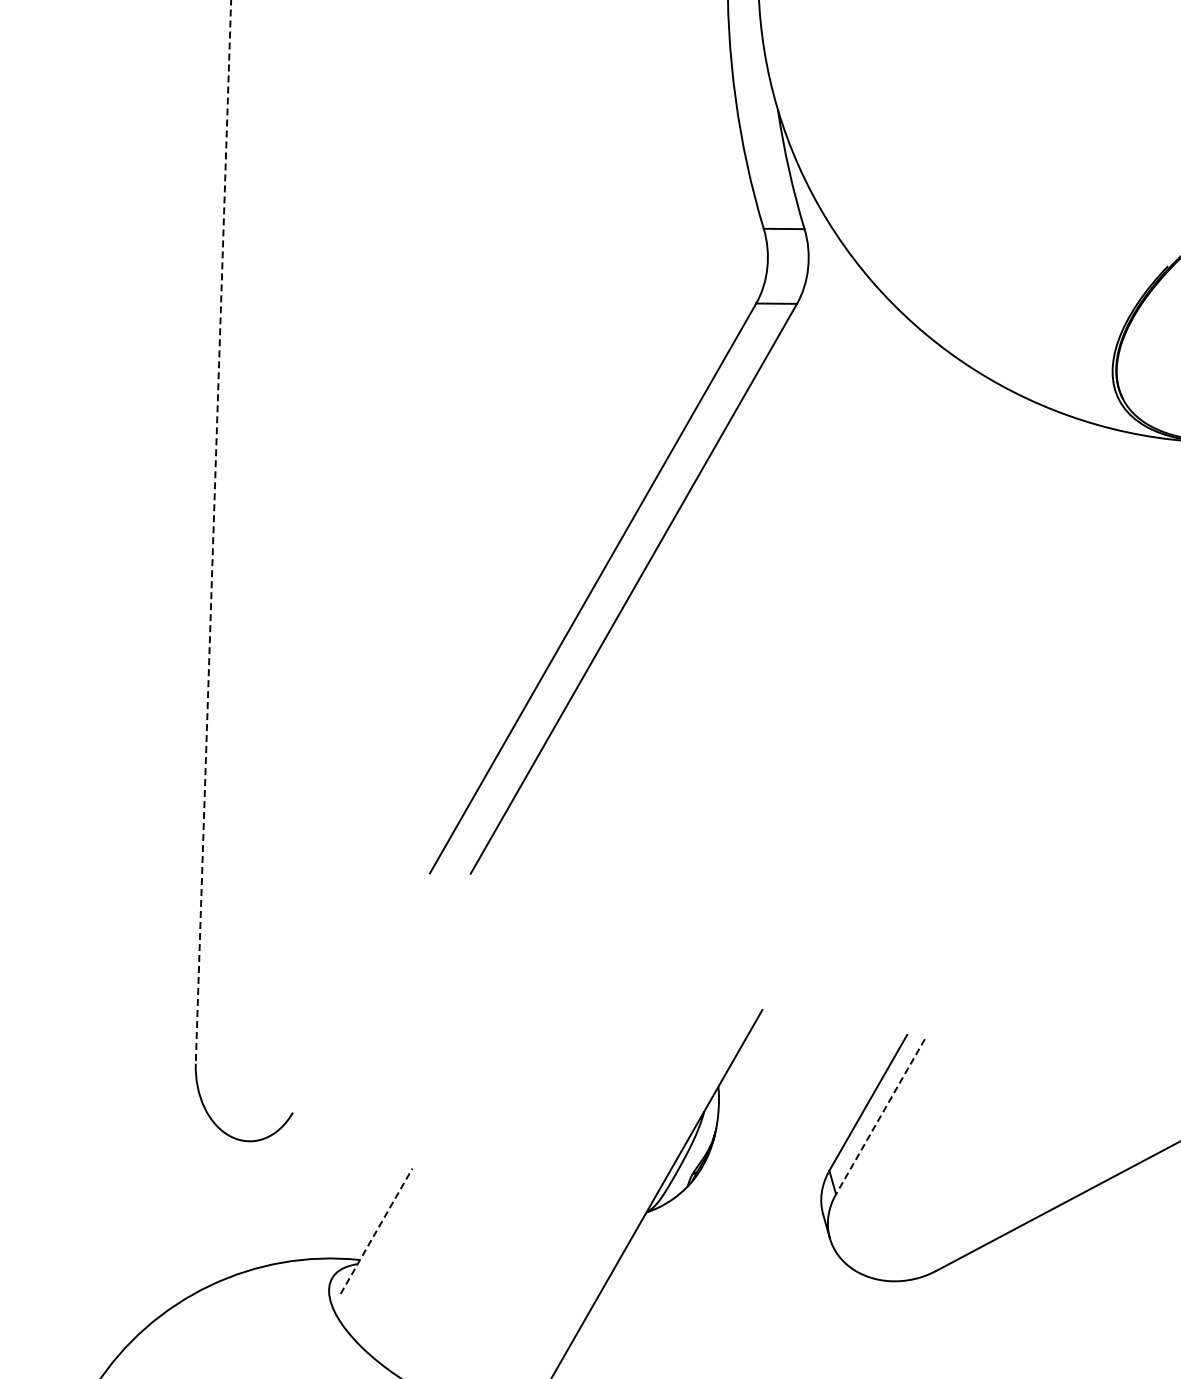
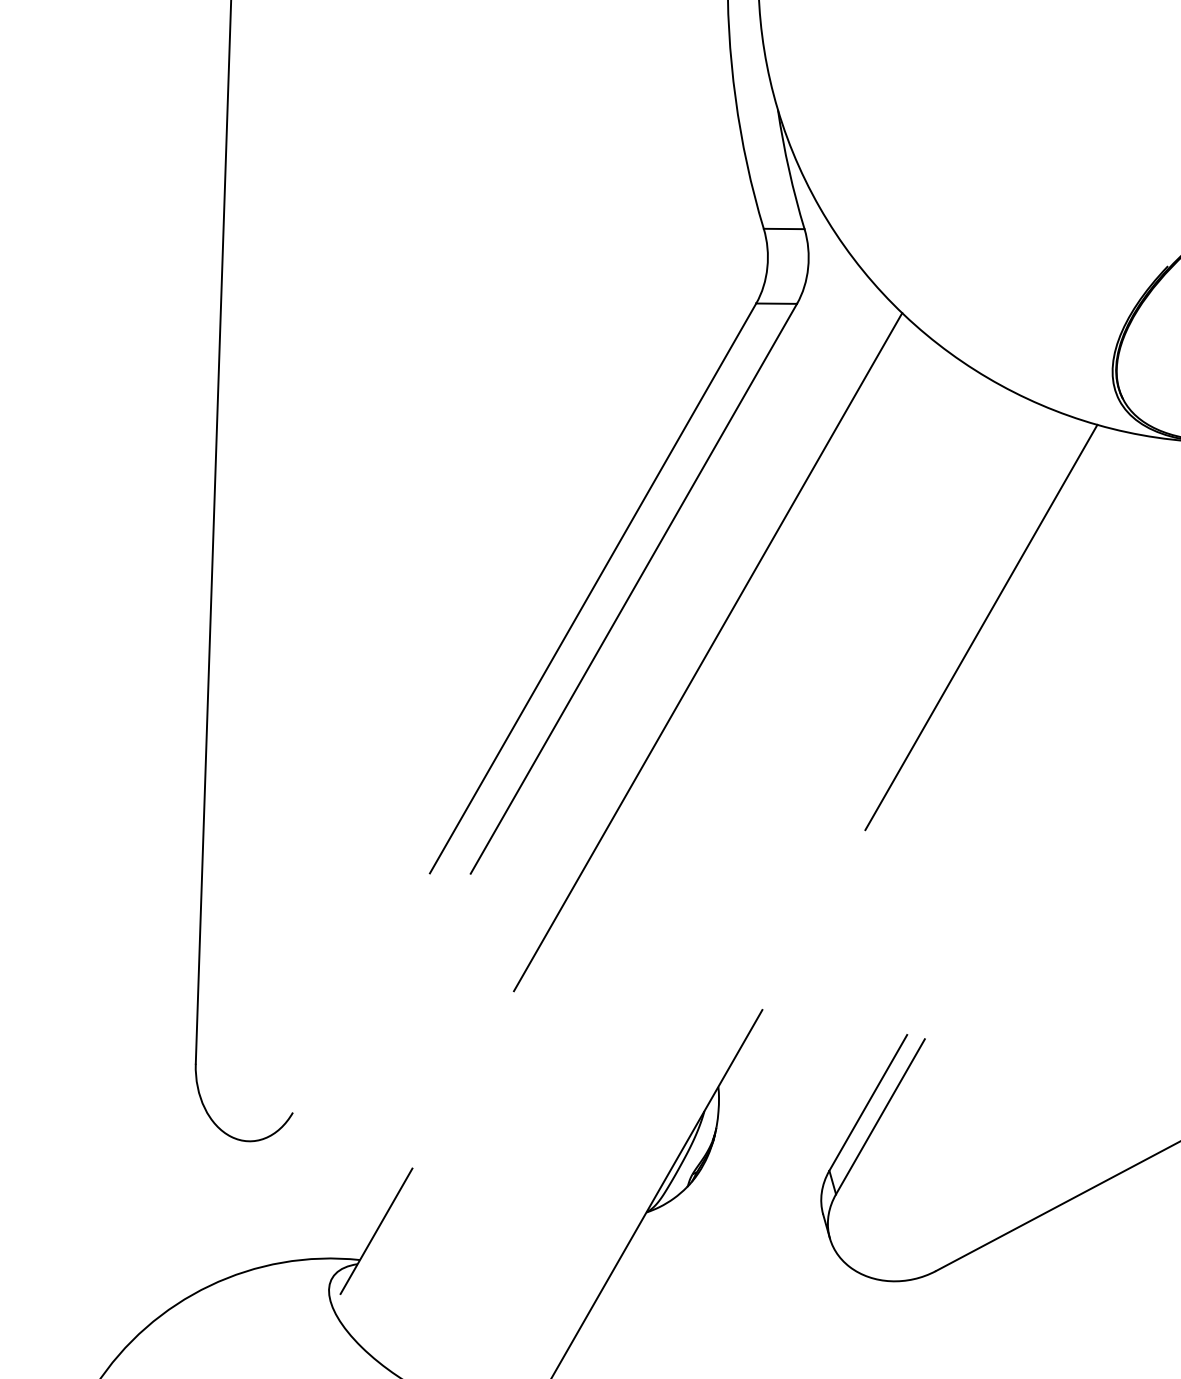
line: dashed -> solid (213, 532)
line: none -> present (981, 627)
line: none -> present (707, 652)
line: dashed -> solid (880, 1117)
line: dashed -> solid (376, 1230)
